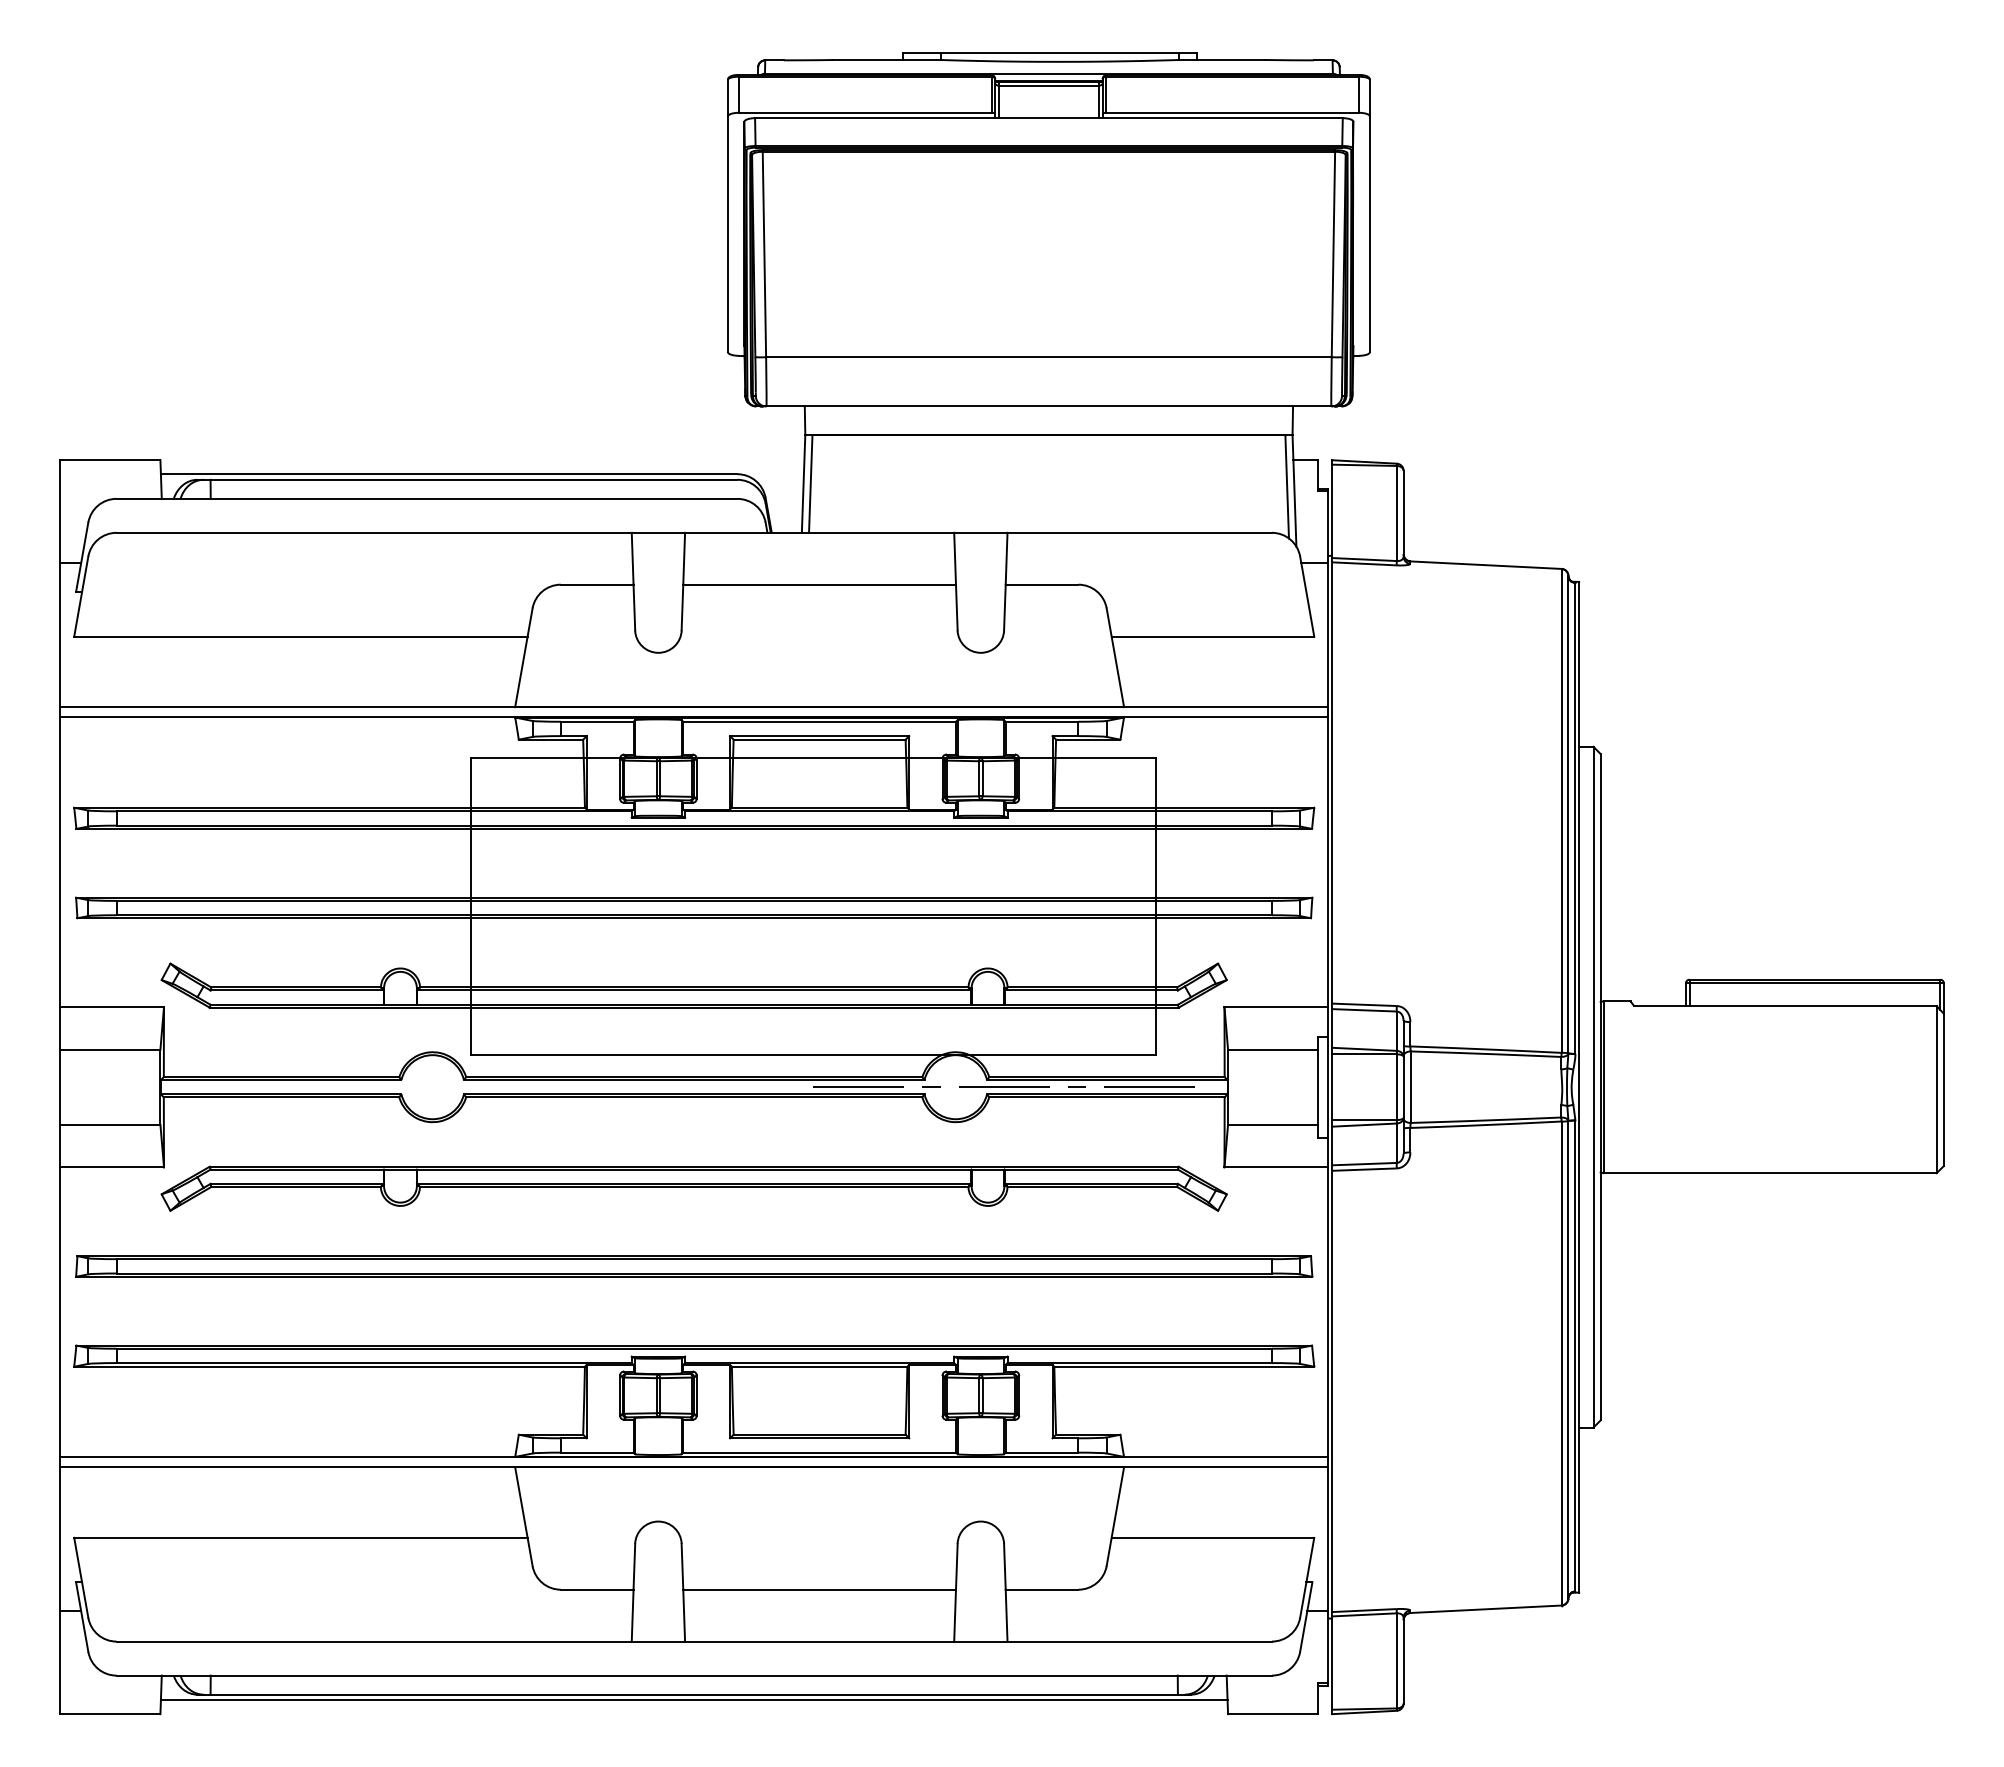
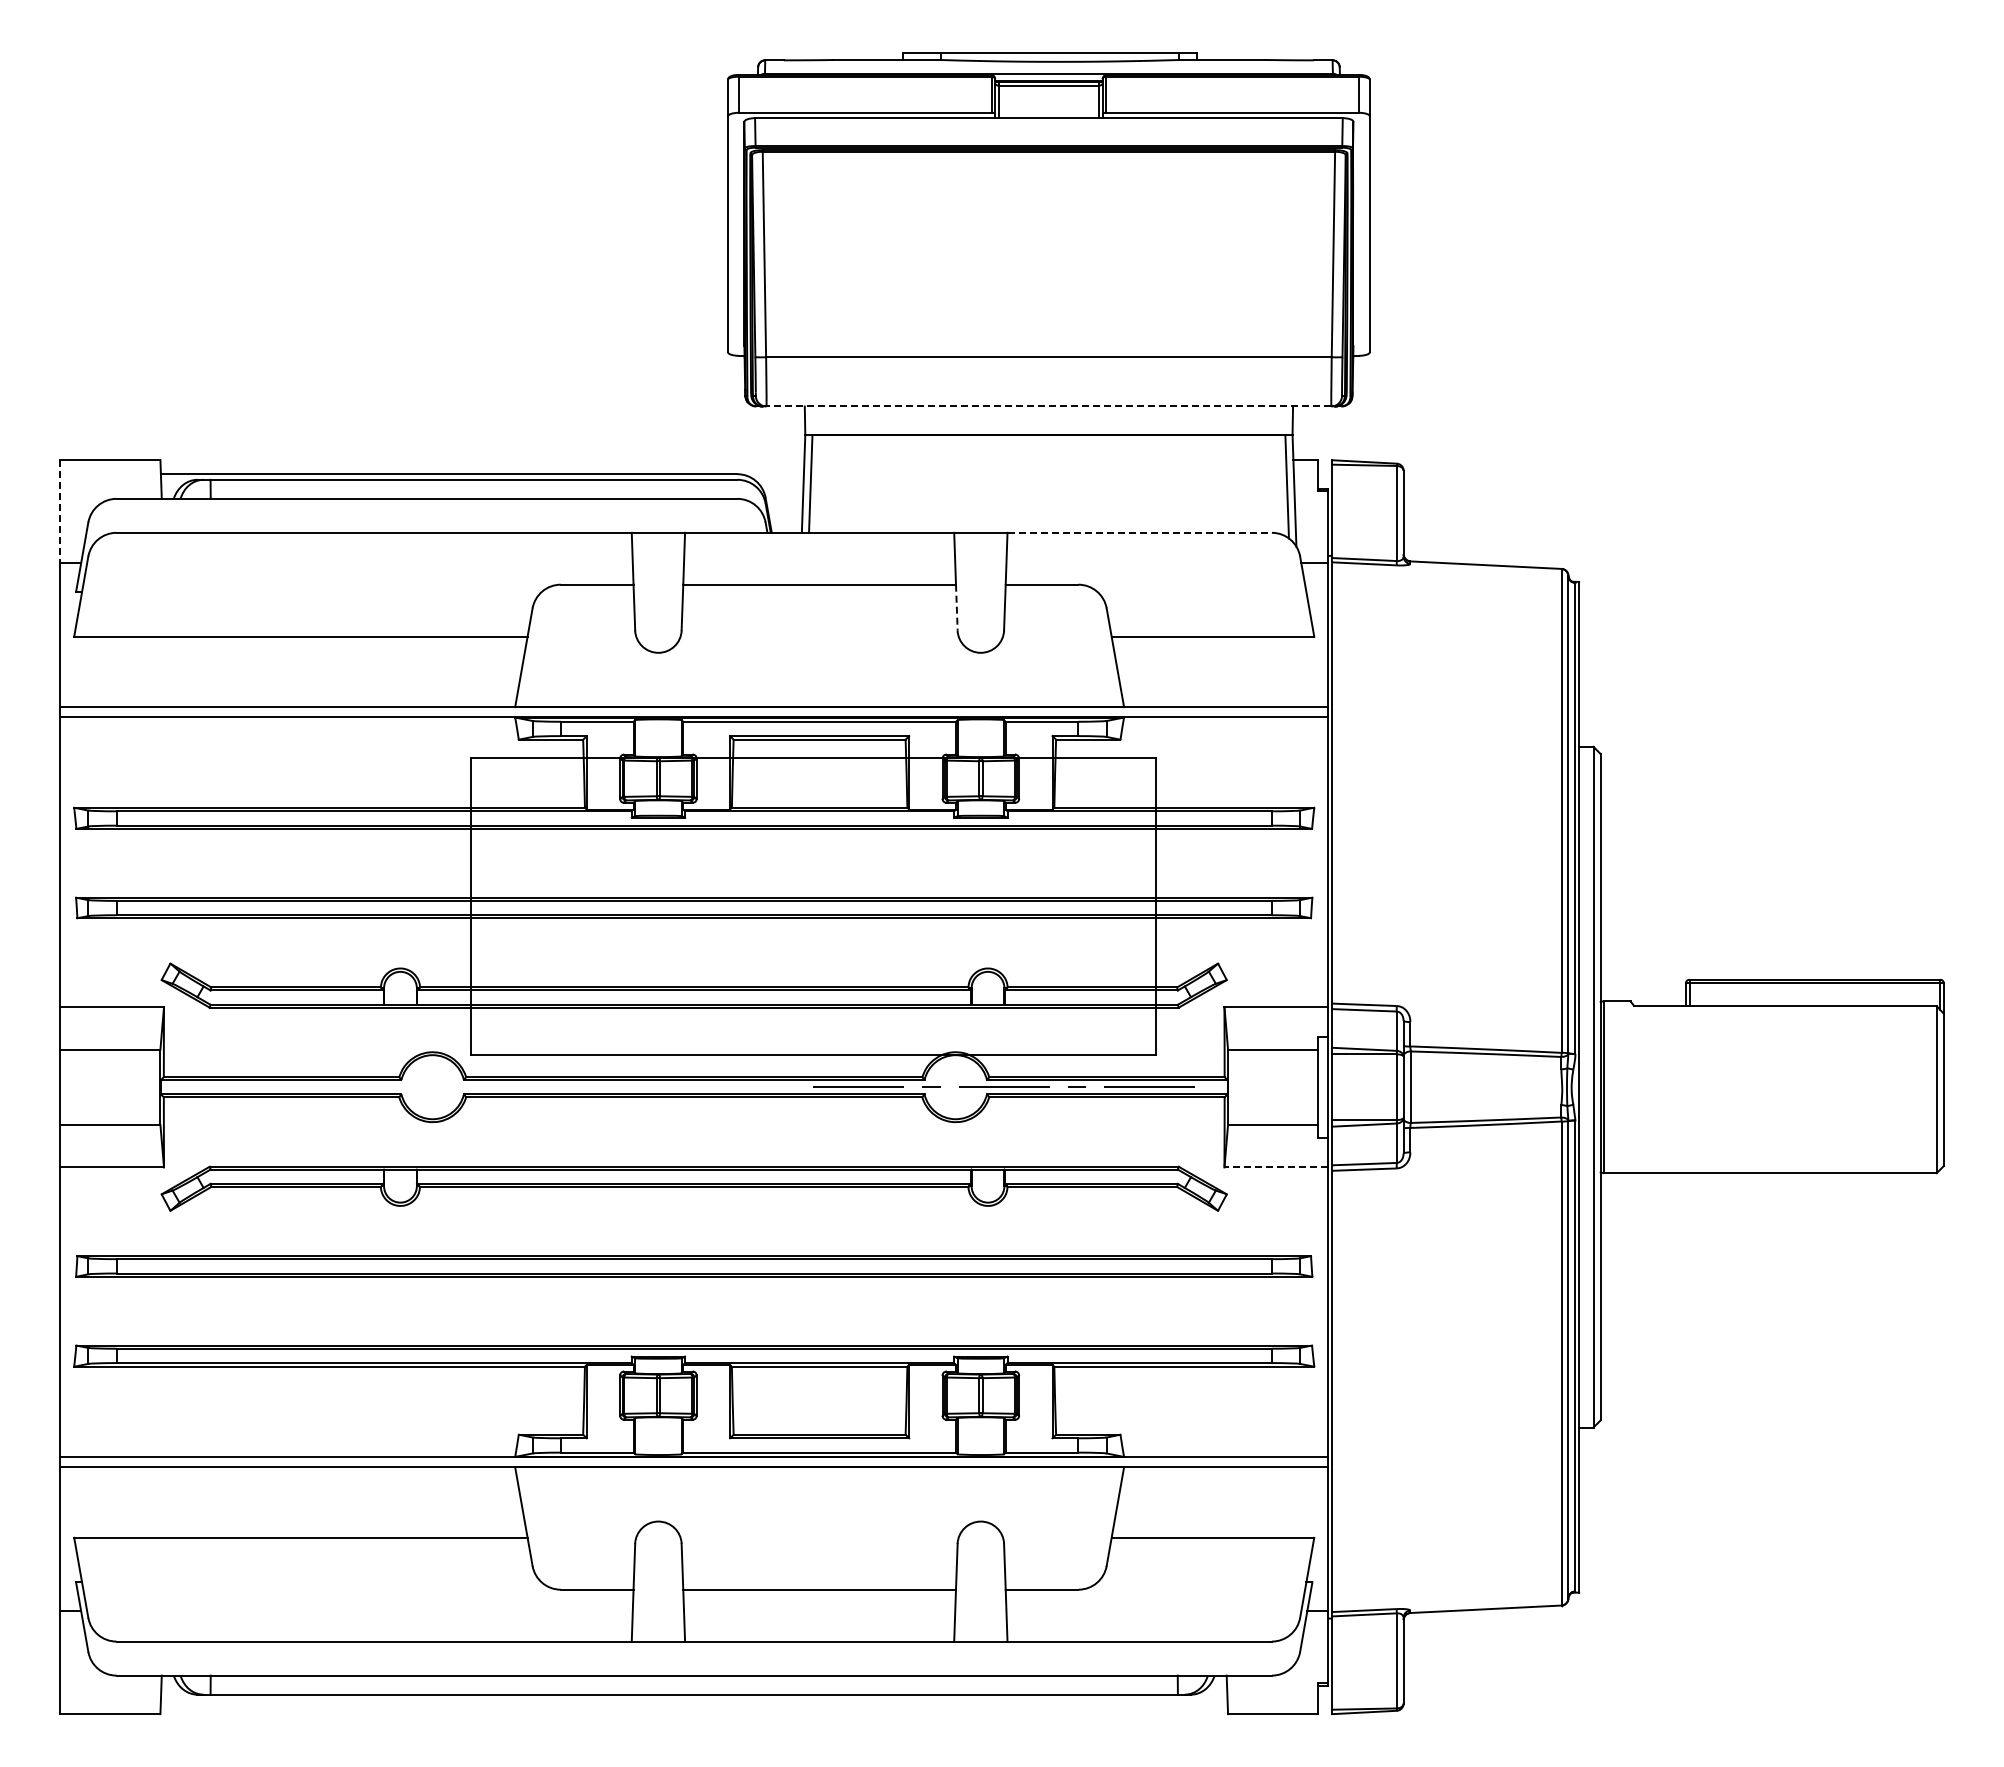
line: solid -> dashed (1048, 406)
line: solid -> dashed (60, 512)
line: solid -> dashed (1140, 532)
line: solid -> dashed (956, 607)
line: solid -> dashed (1276, 1167)
line: present -> none (693, 1700)
